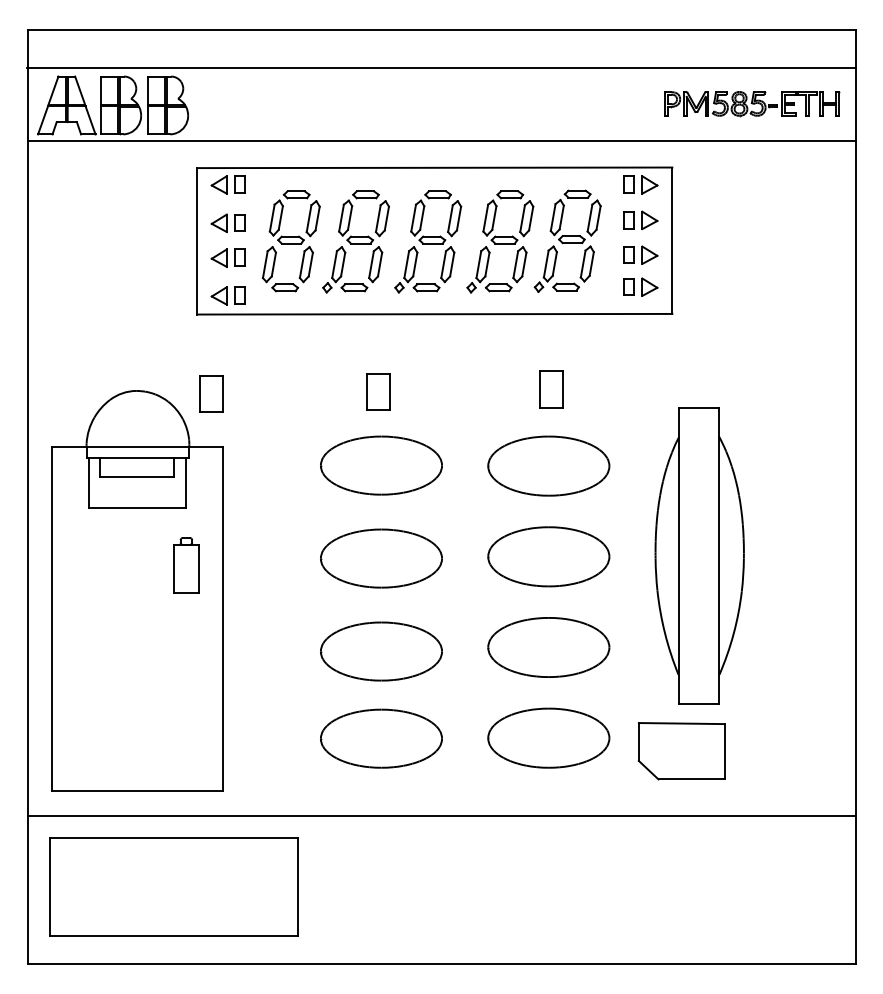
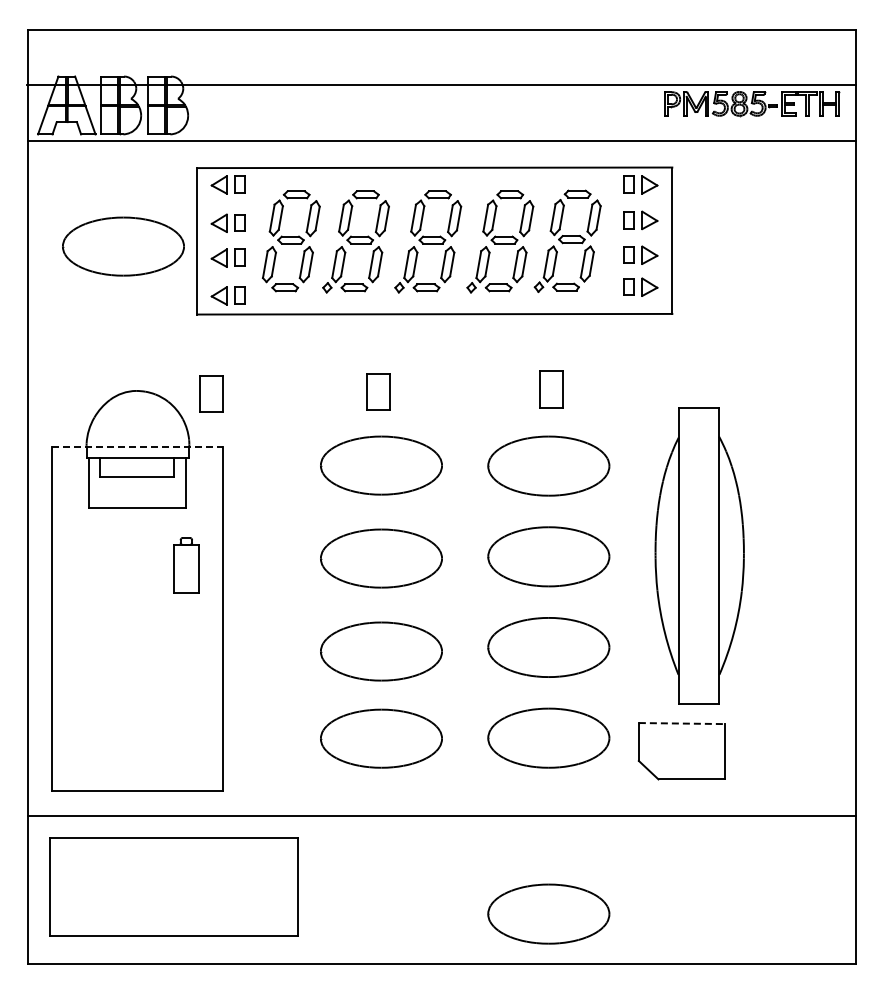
line position: (441, 67) -> (441, 84) (441, 84)
part: none -> present (123, 246)
line: solid -> dashed (137, 446)
line: solid -> dashed (681, 723)
part: none -> present (548, 913)
